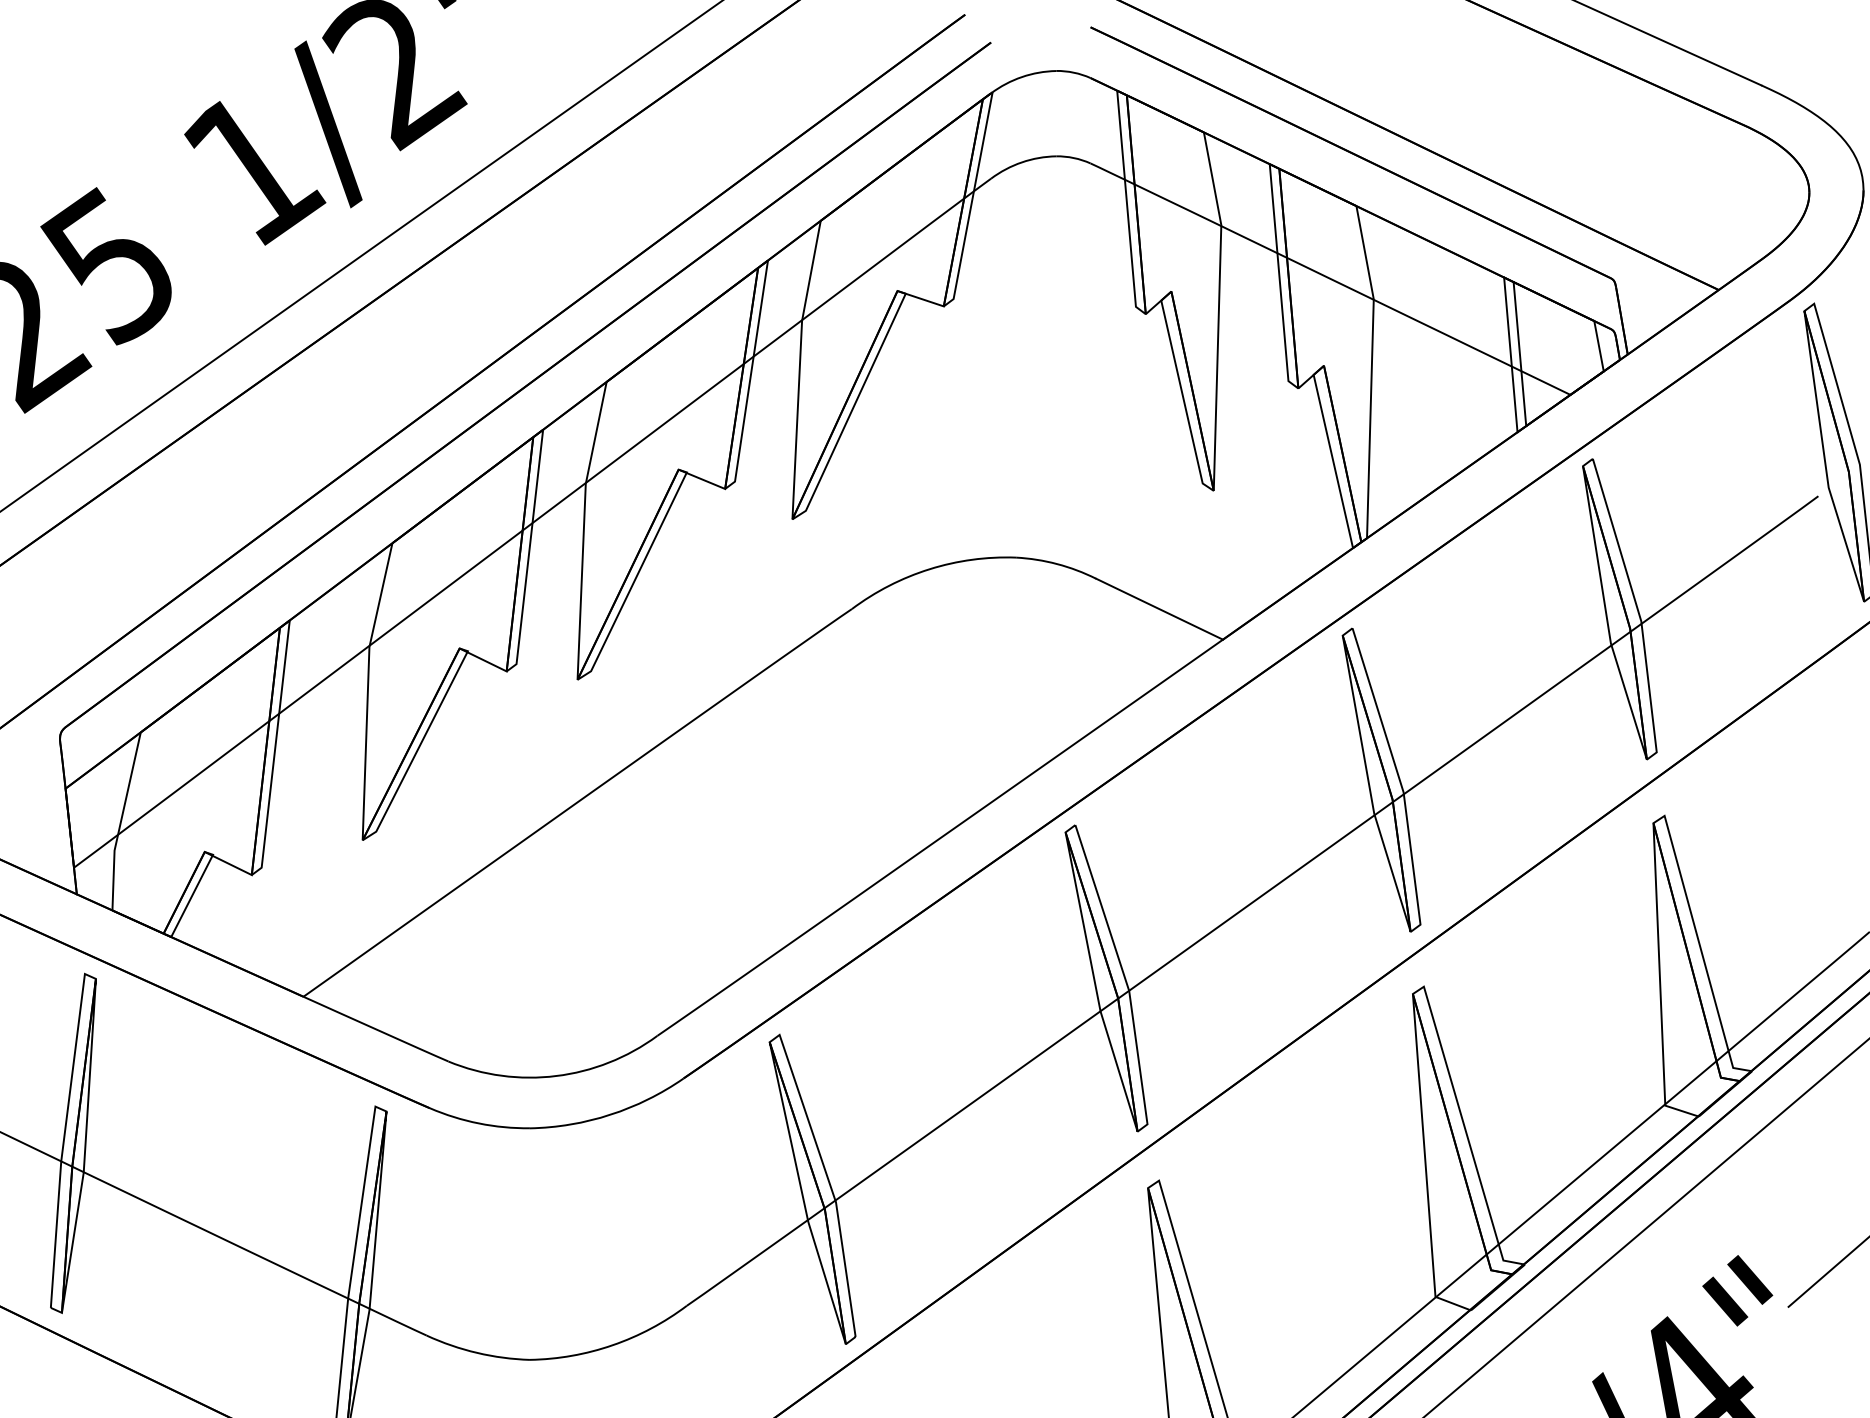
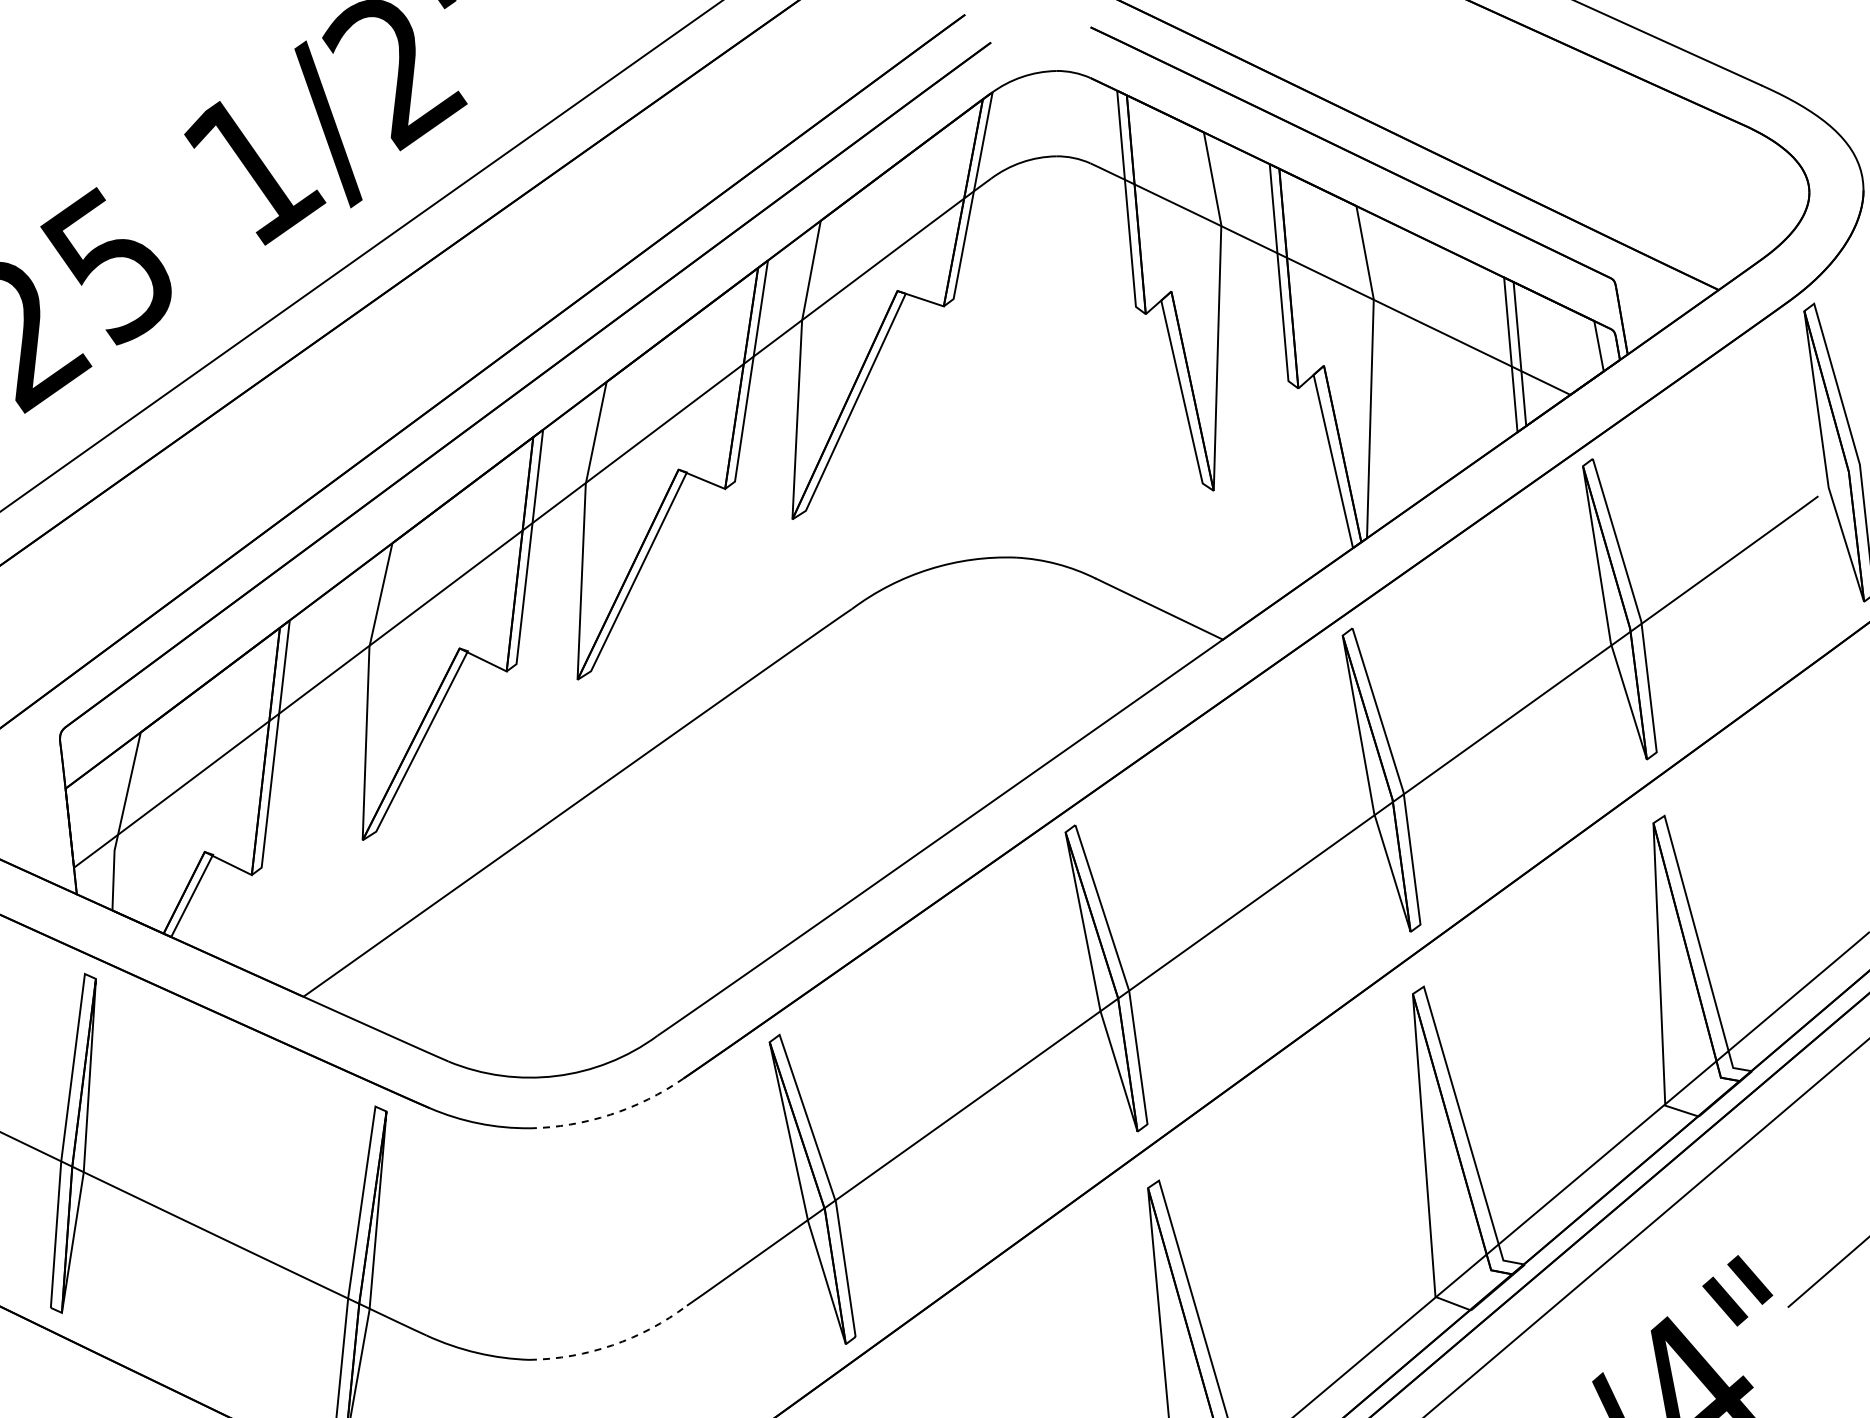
arc: solid -> dashed (610, 1114)
arc: solid -> dashed (612, 1345)
